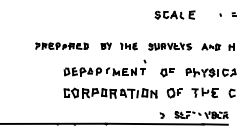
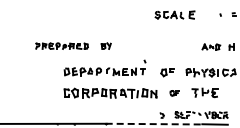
part: present -> none (128, 46)
part: present -> none (170, 46)
part: present -> none (231, 92)
part size: 17x11 px -> 11x7 px (174, 93)
line: solid -> dashed (155, 124)
